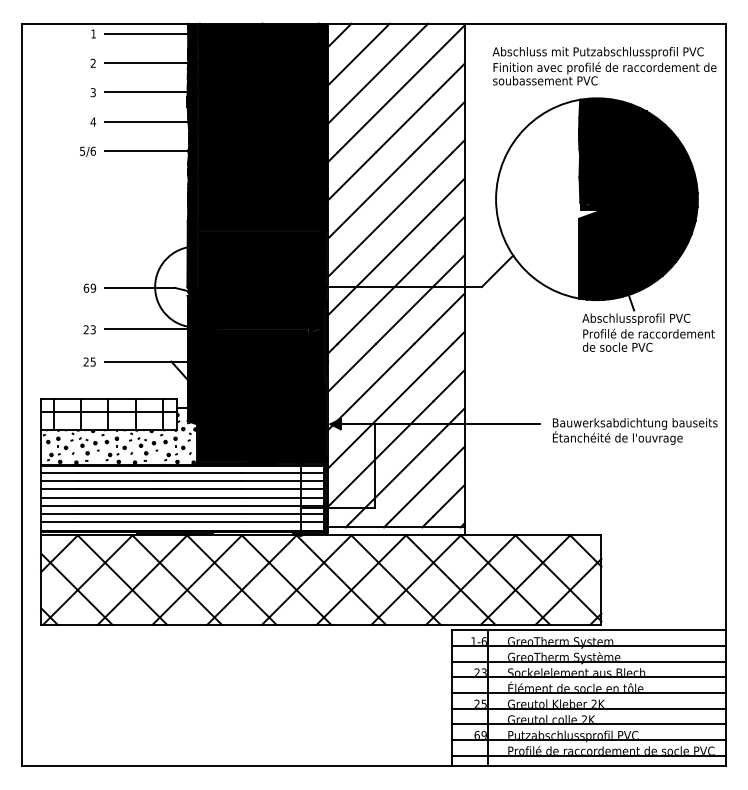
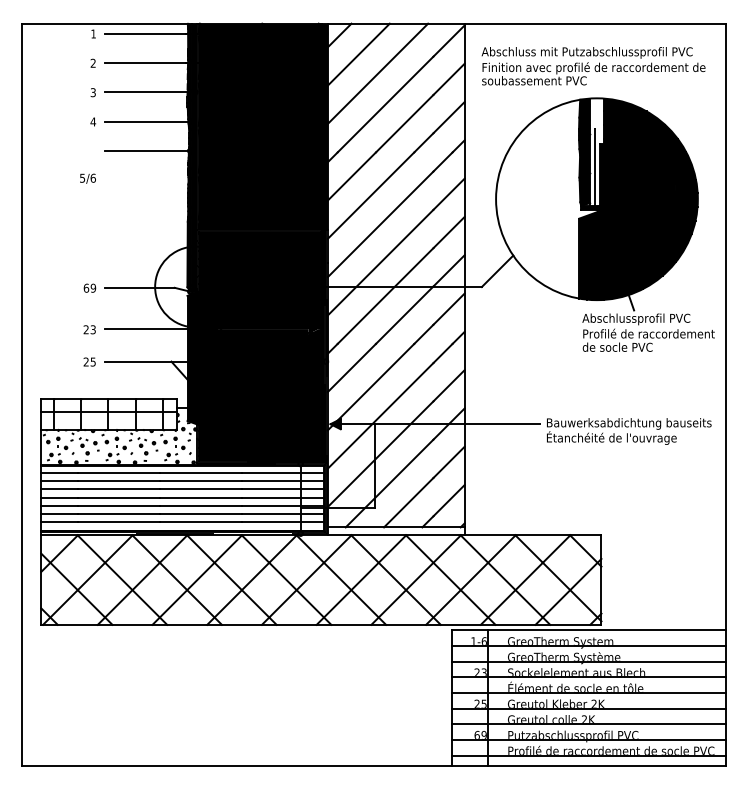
text position: (604, 66) -> (593, 66) (593, 66)
text position: (87, 151) -> (87, 178) (87, 178)
fill: present -> none (596, 151)
text position: (635, 431) -> (629, 431) (629, 431)
